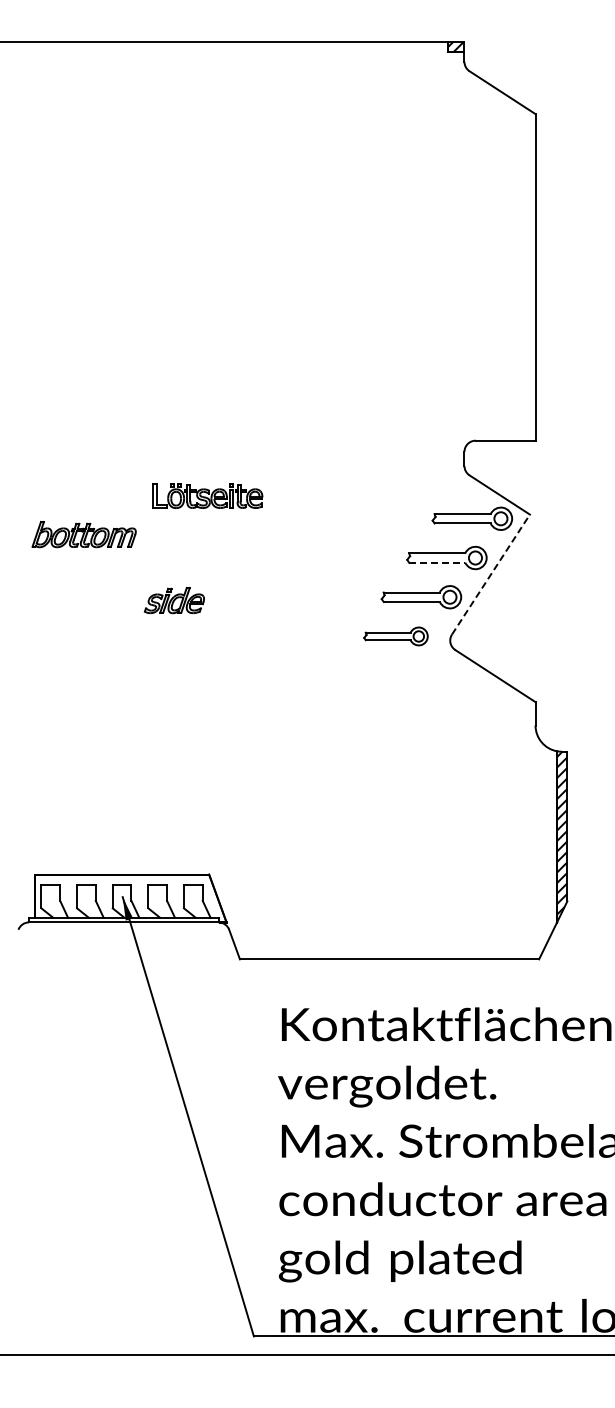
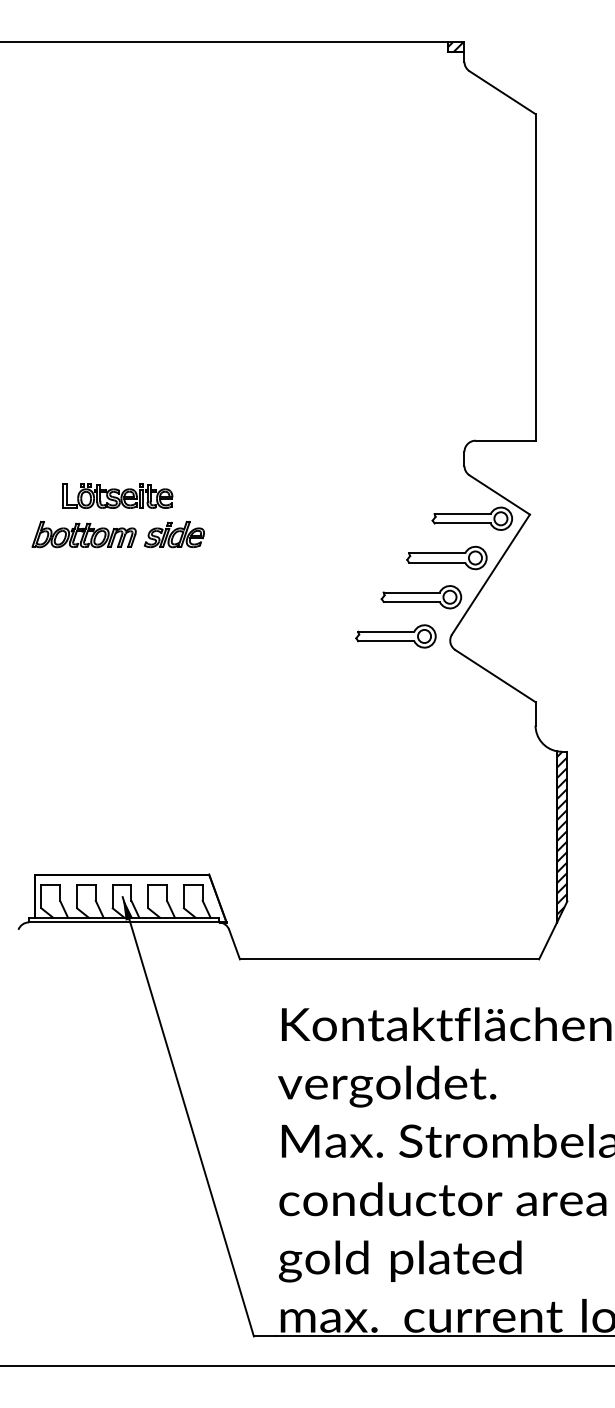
part position: (207, 495) -> (117, 495) (117, 495)
line: dashed -> solid (437, 562)
line: dashed -> solid (490, 574)
part position: (174, 600) -> (174, 534) (174, 534)
part size: 66x21 px -> 82x25 px (395, 636)
line position: (306, 1354) -> (306, 1365) (306, 1365)
